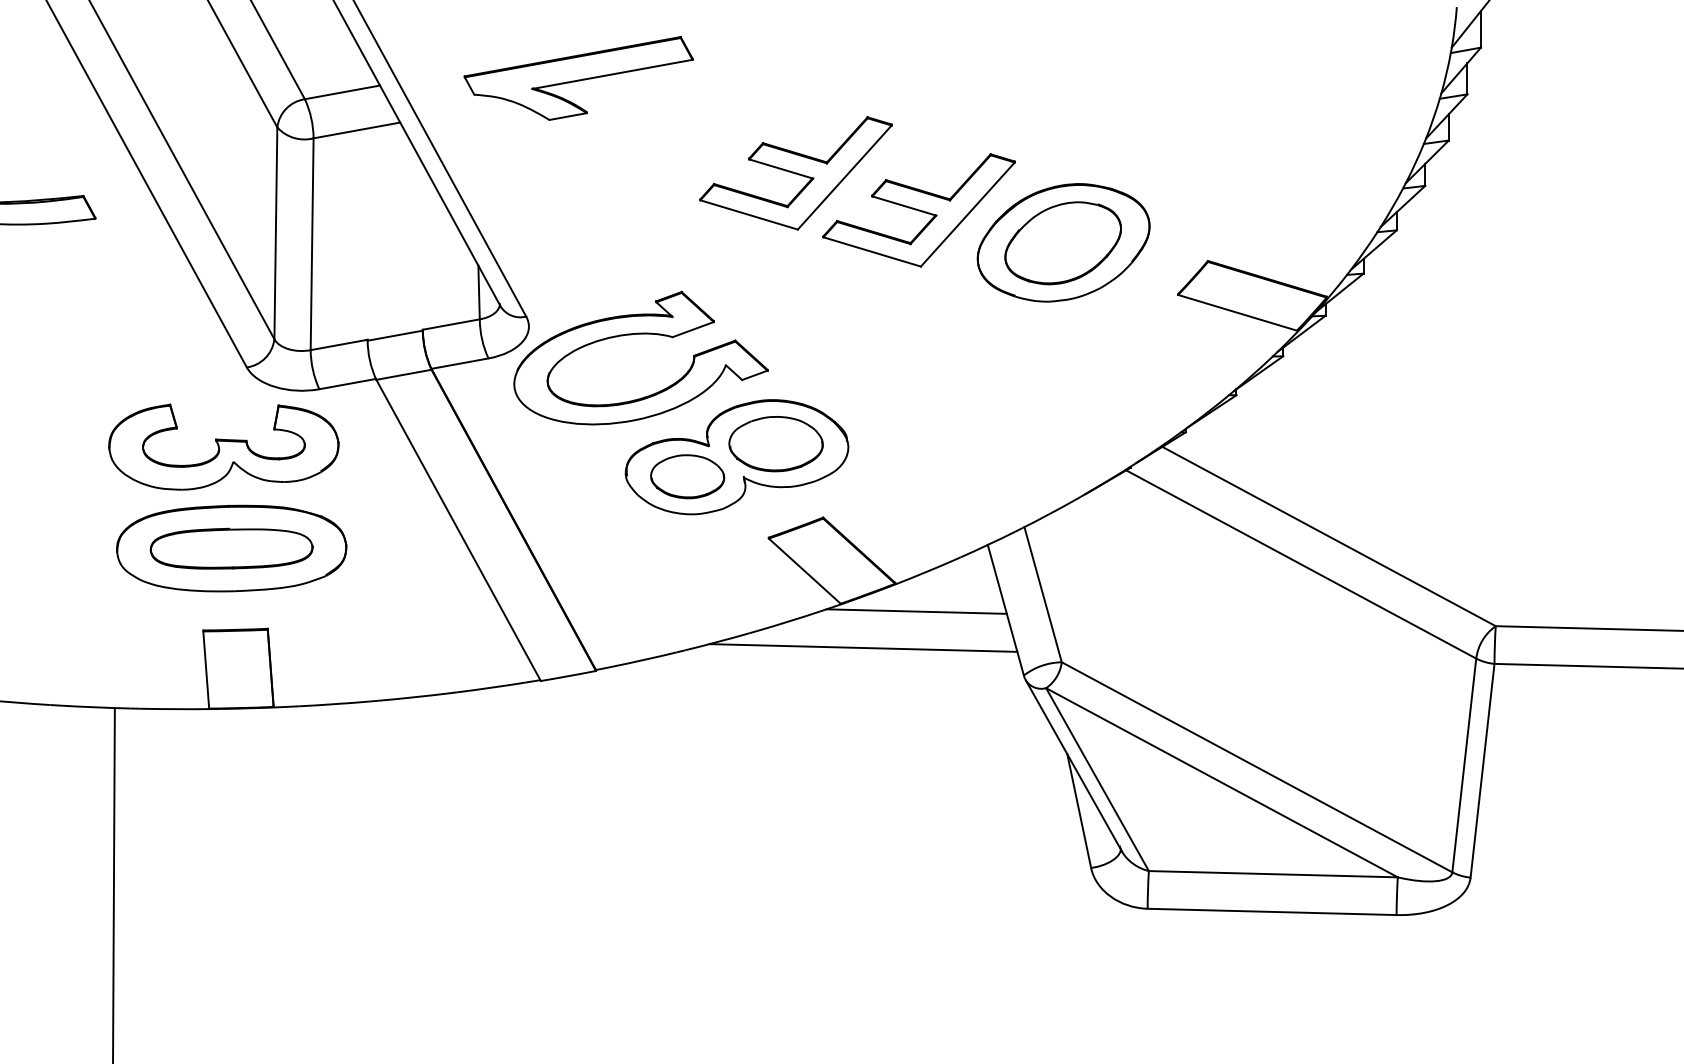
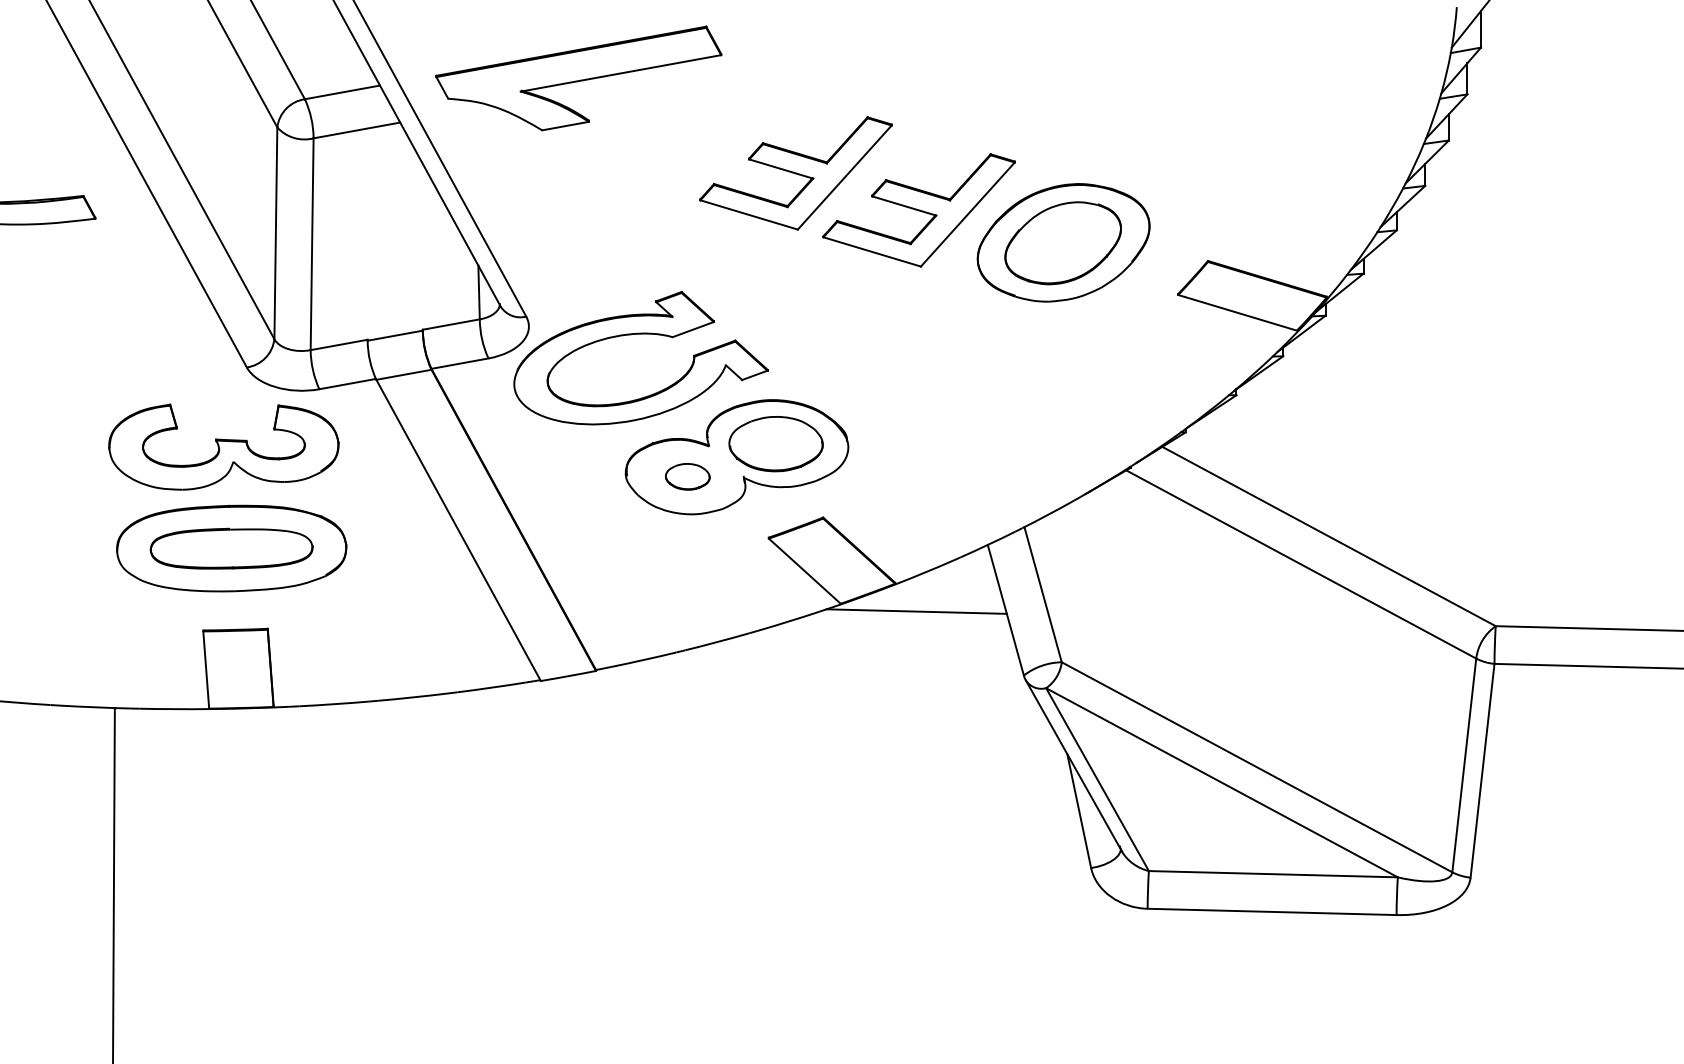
part size: 231x85 px -> 288x107 px (578, 78)
part size: 76x46 px -> 46x28 px (687, 476)
line: present -> none (863, 647)
